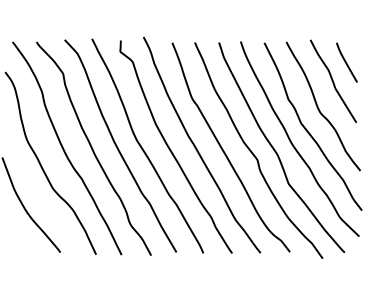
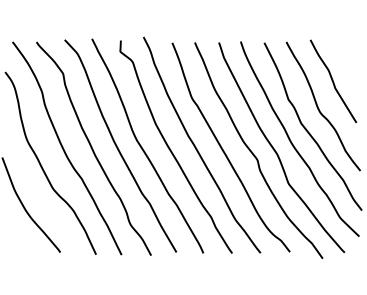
line: present -> none (346, 62)
